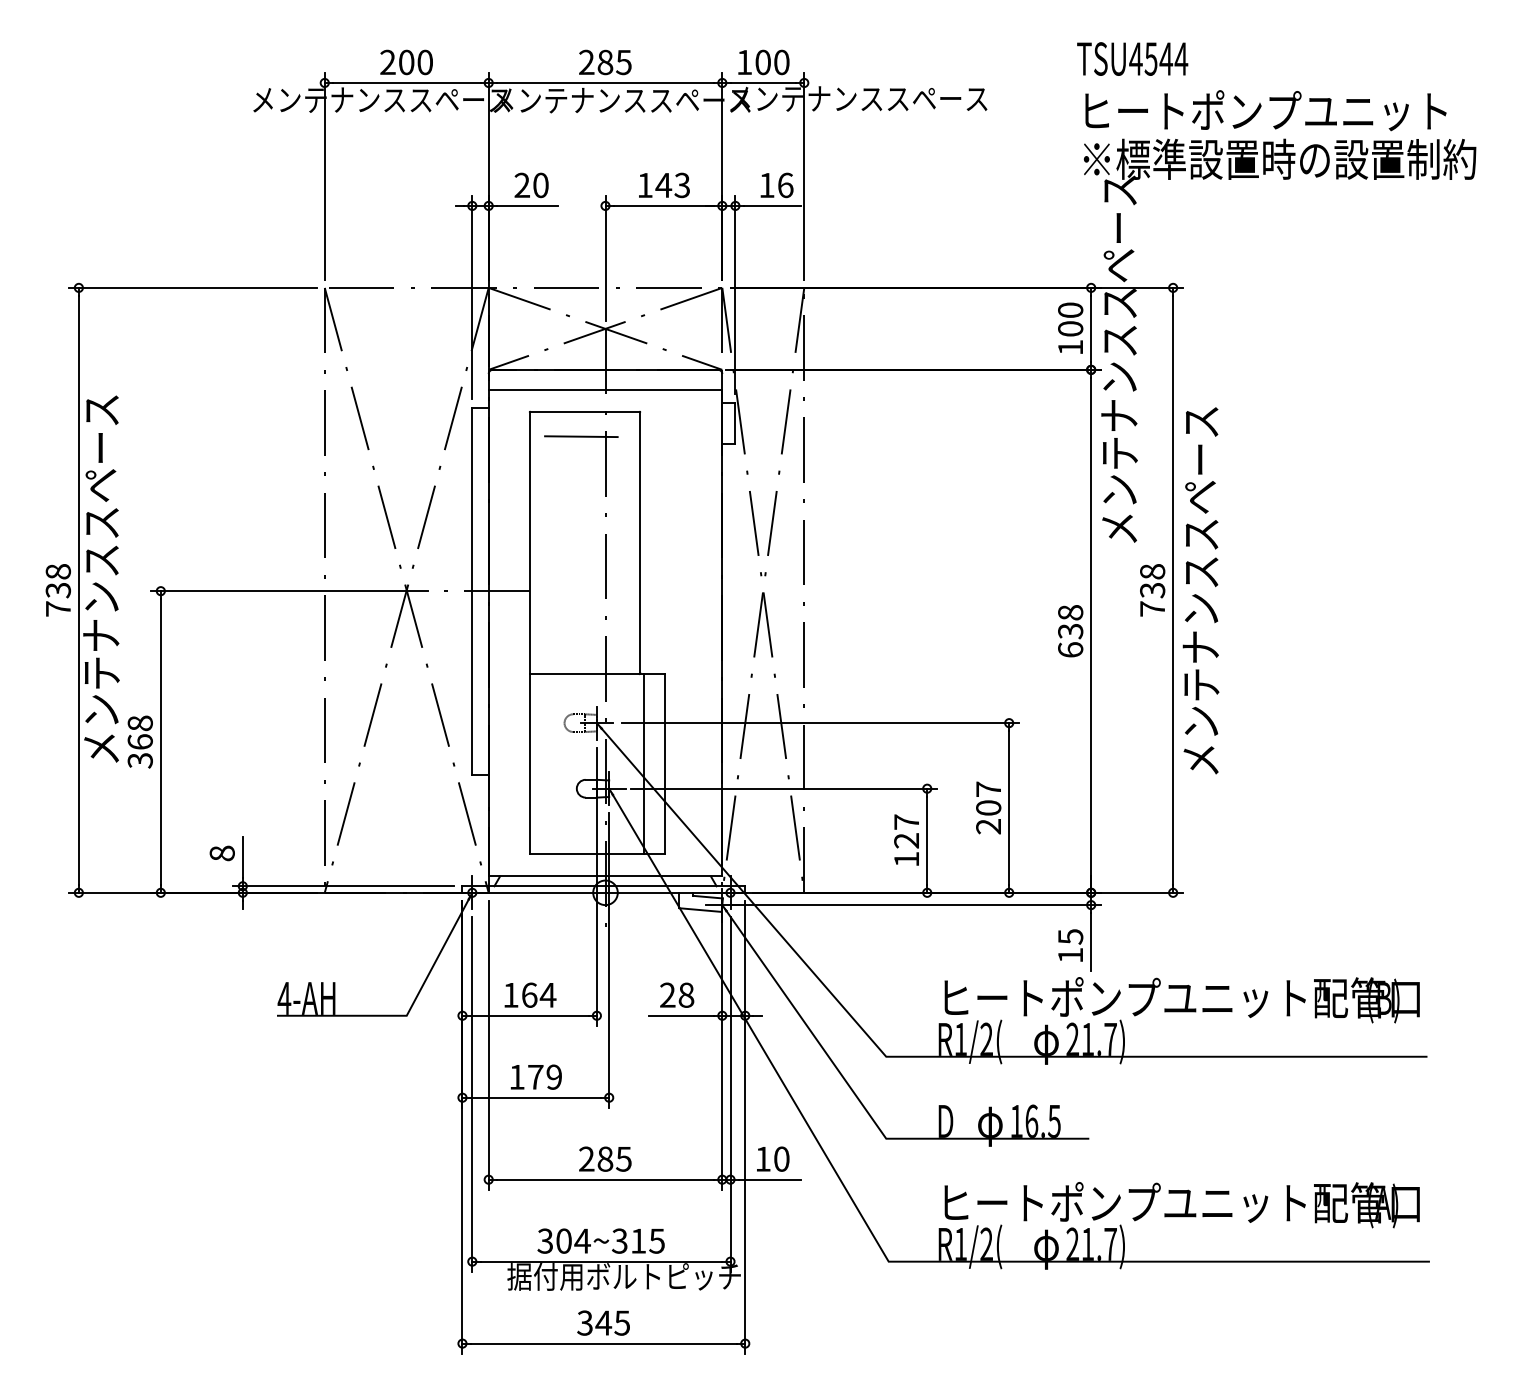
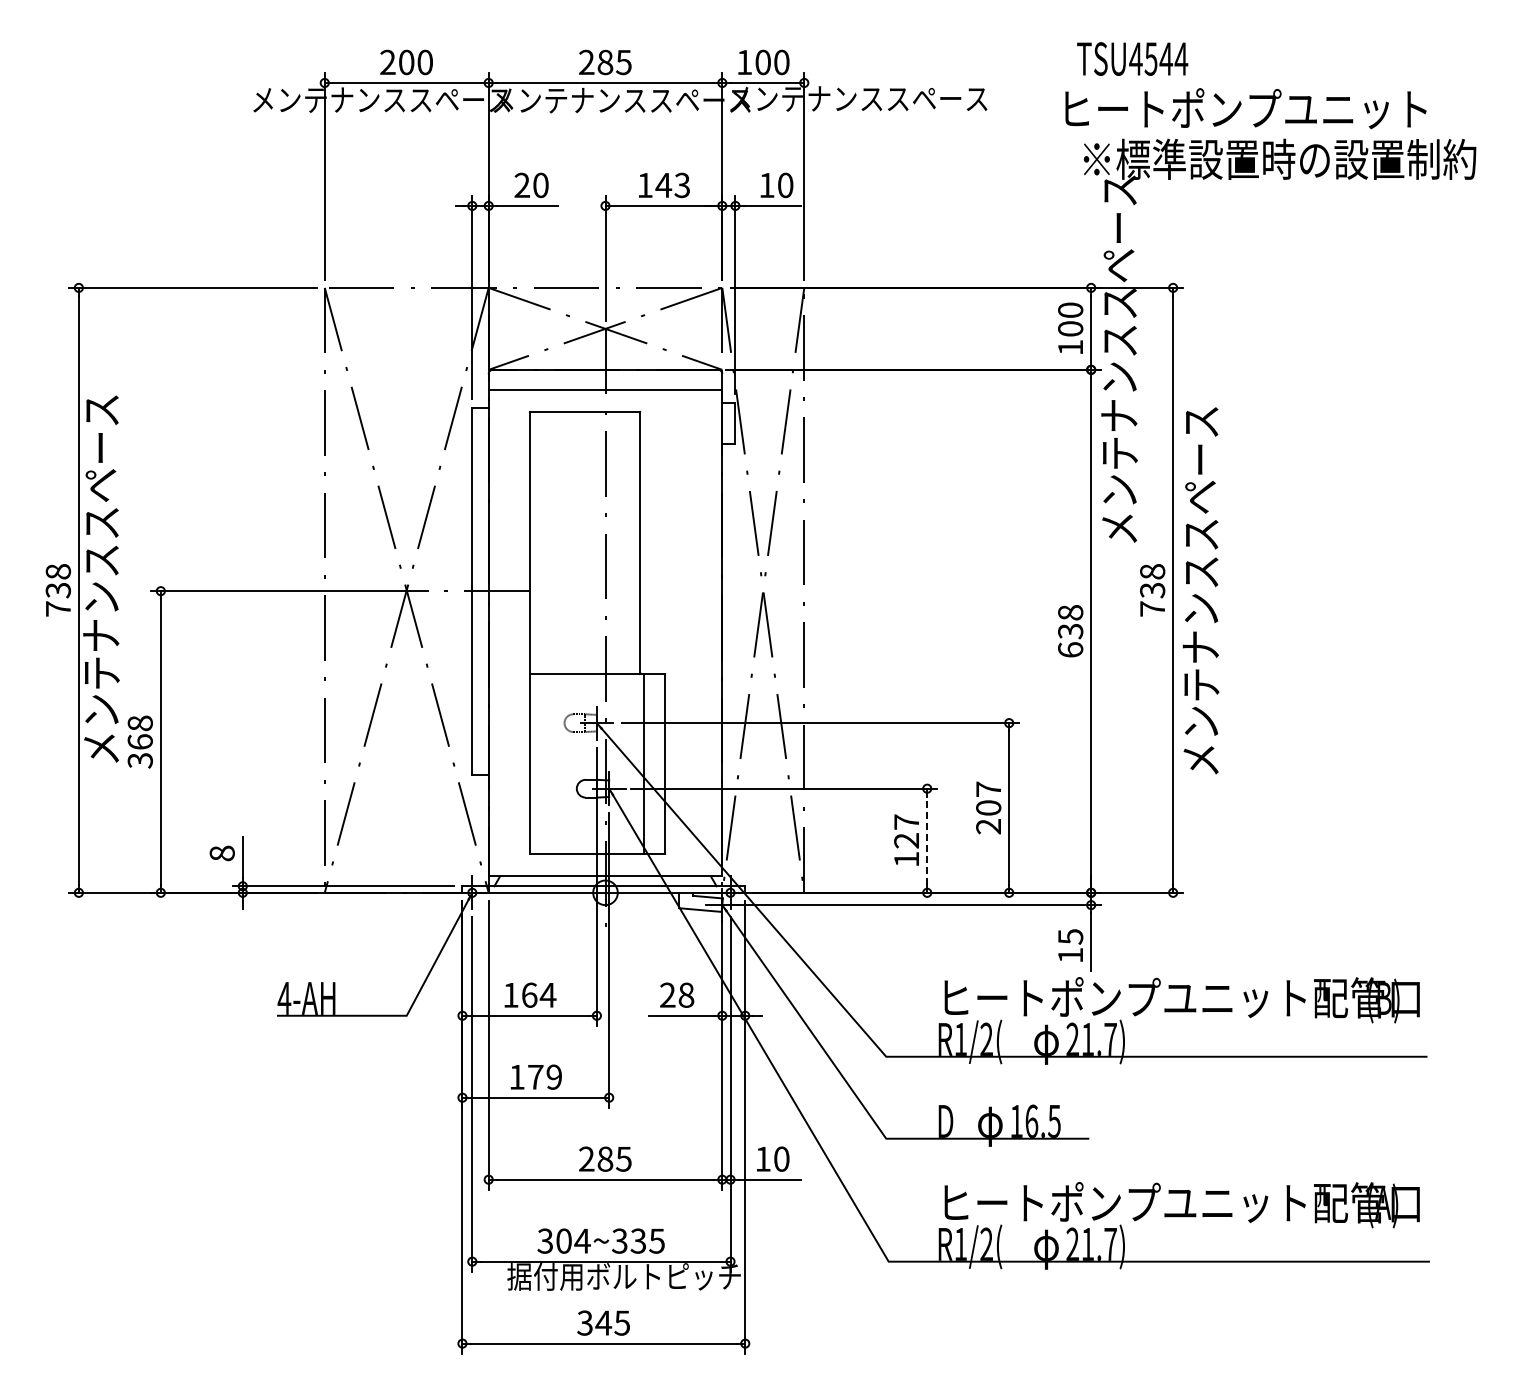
text position: (1265, 110) -> (1245, 108) (1245, 108)
text: 16 -> 10 (785, 185)
line: present -> none (581, 436)
line: solid -> dashed (927, 840)
text: 304~315 -> 304~335 (637, 1240)
